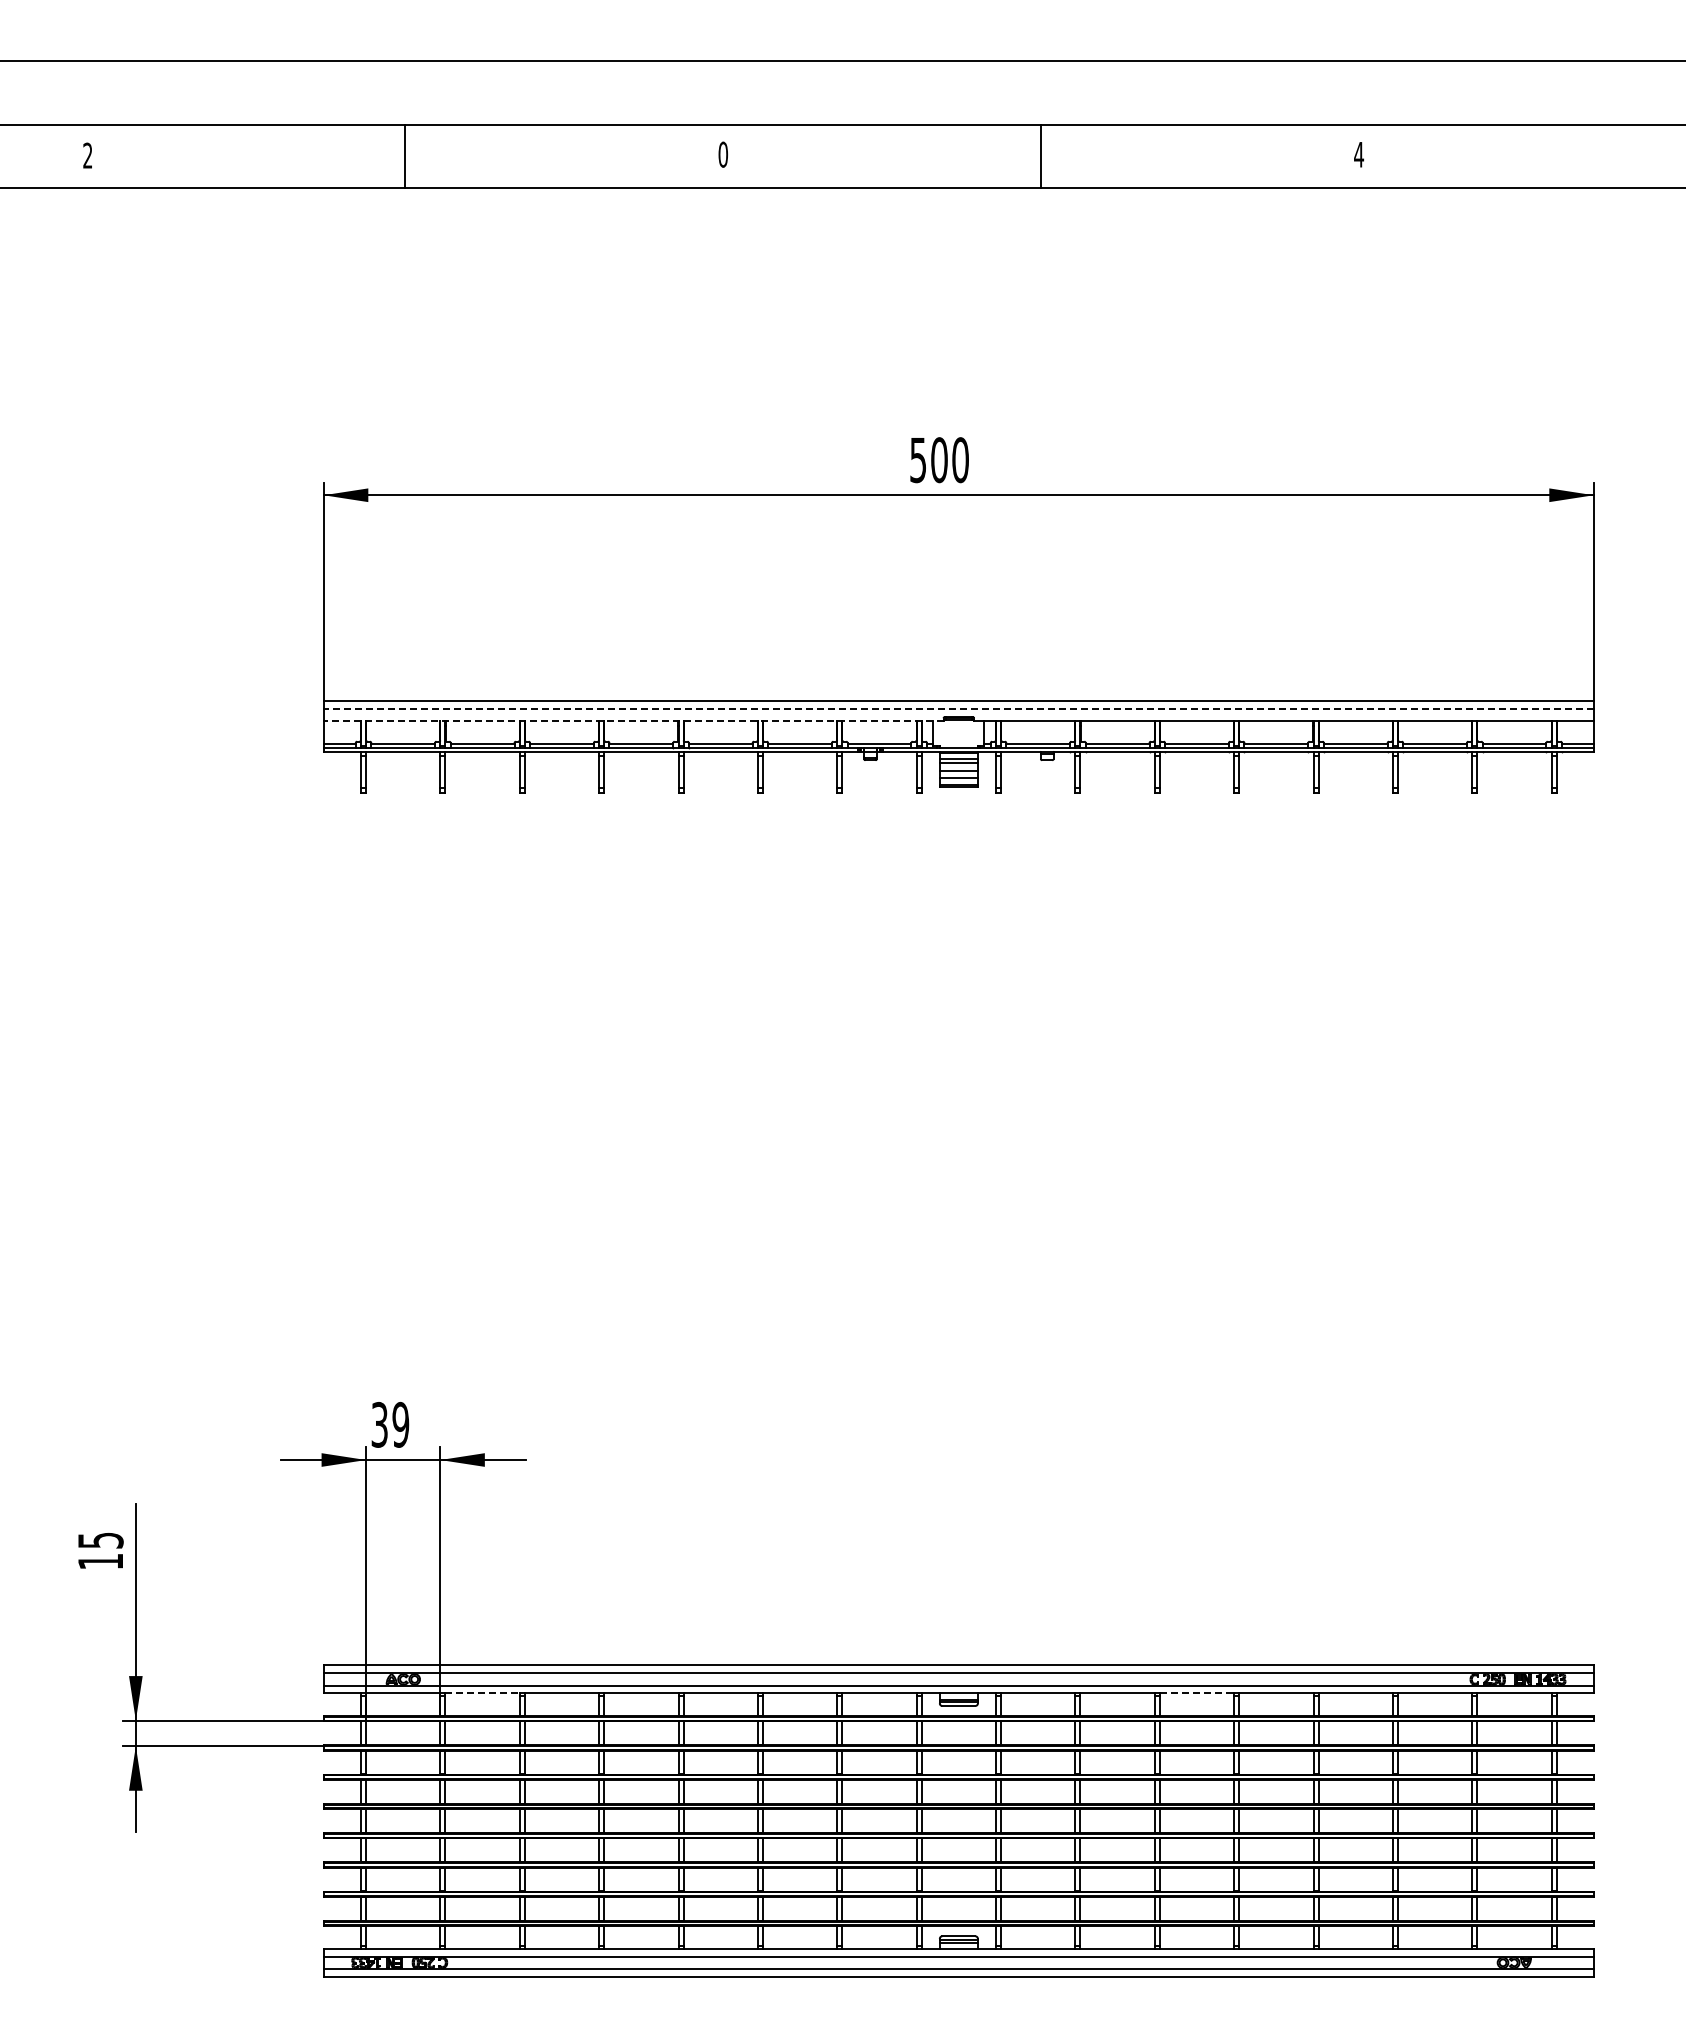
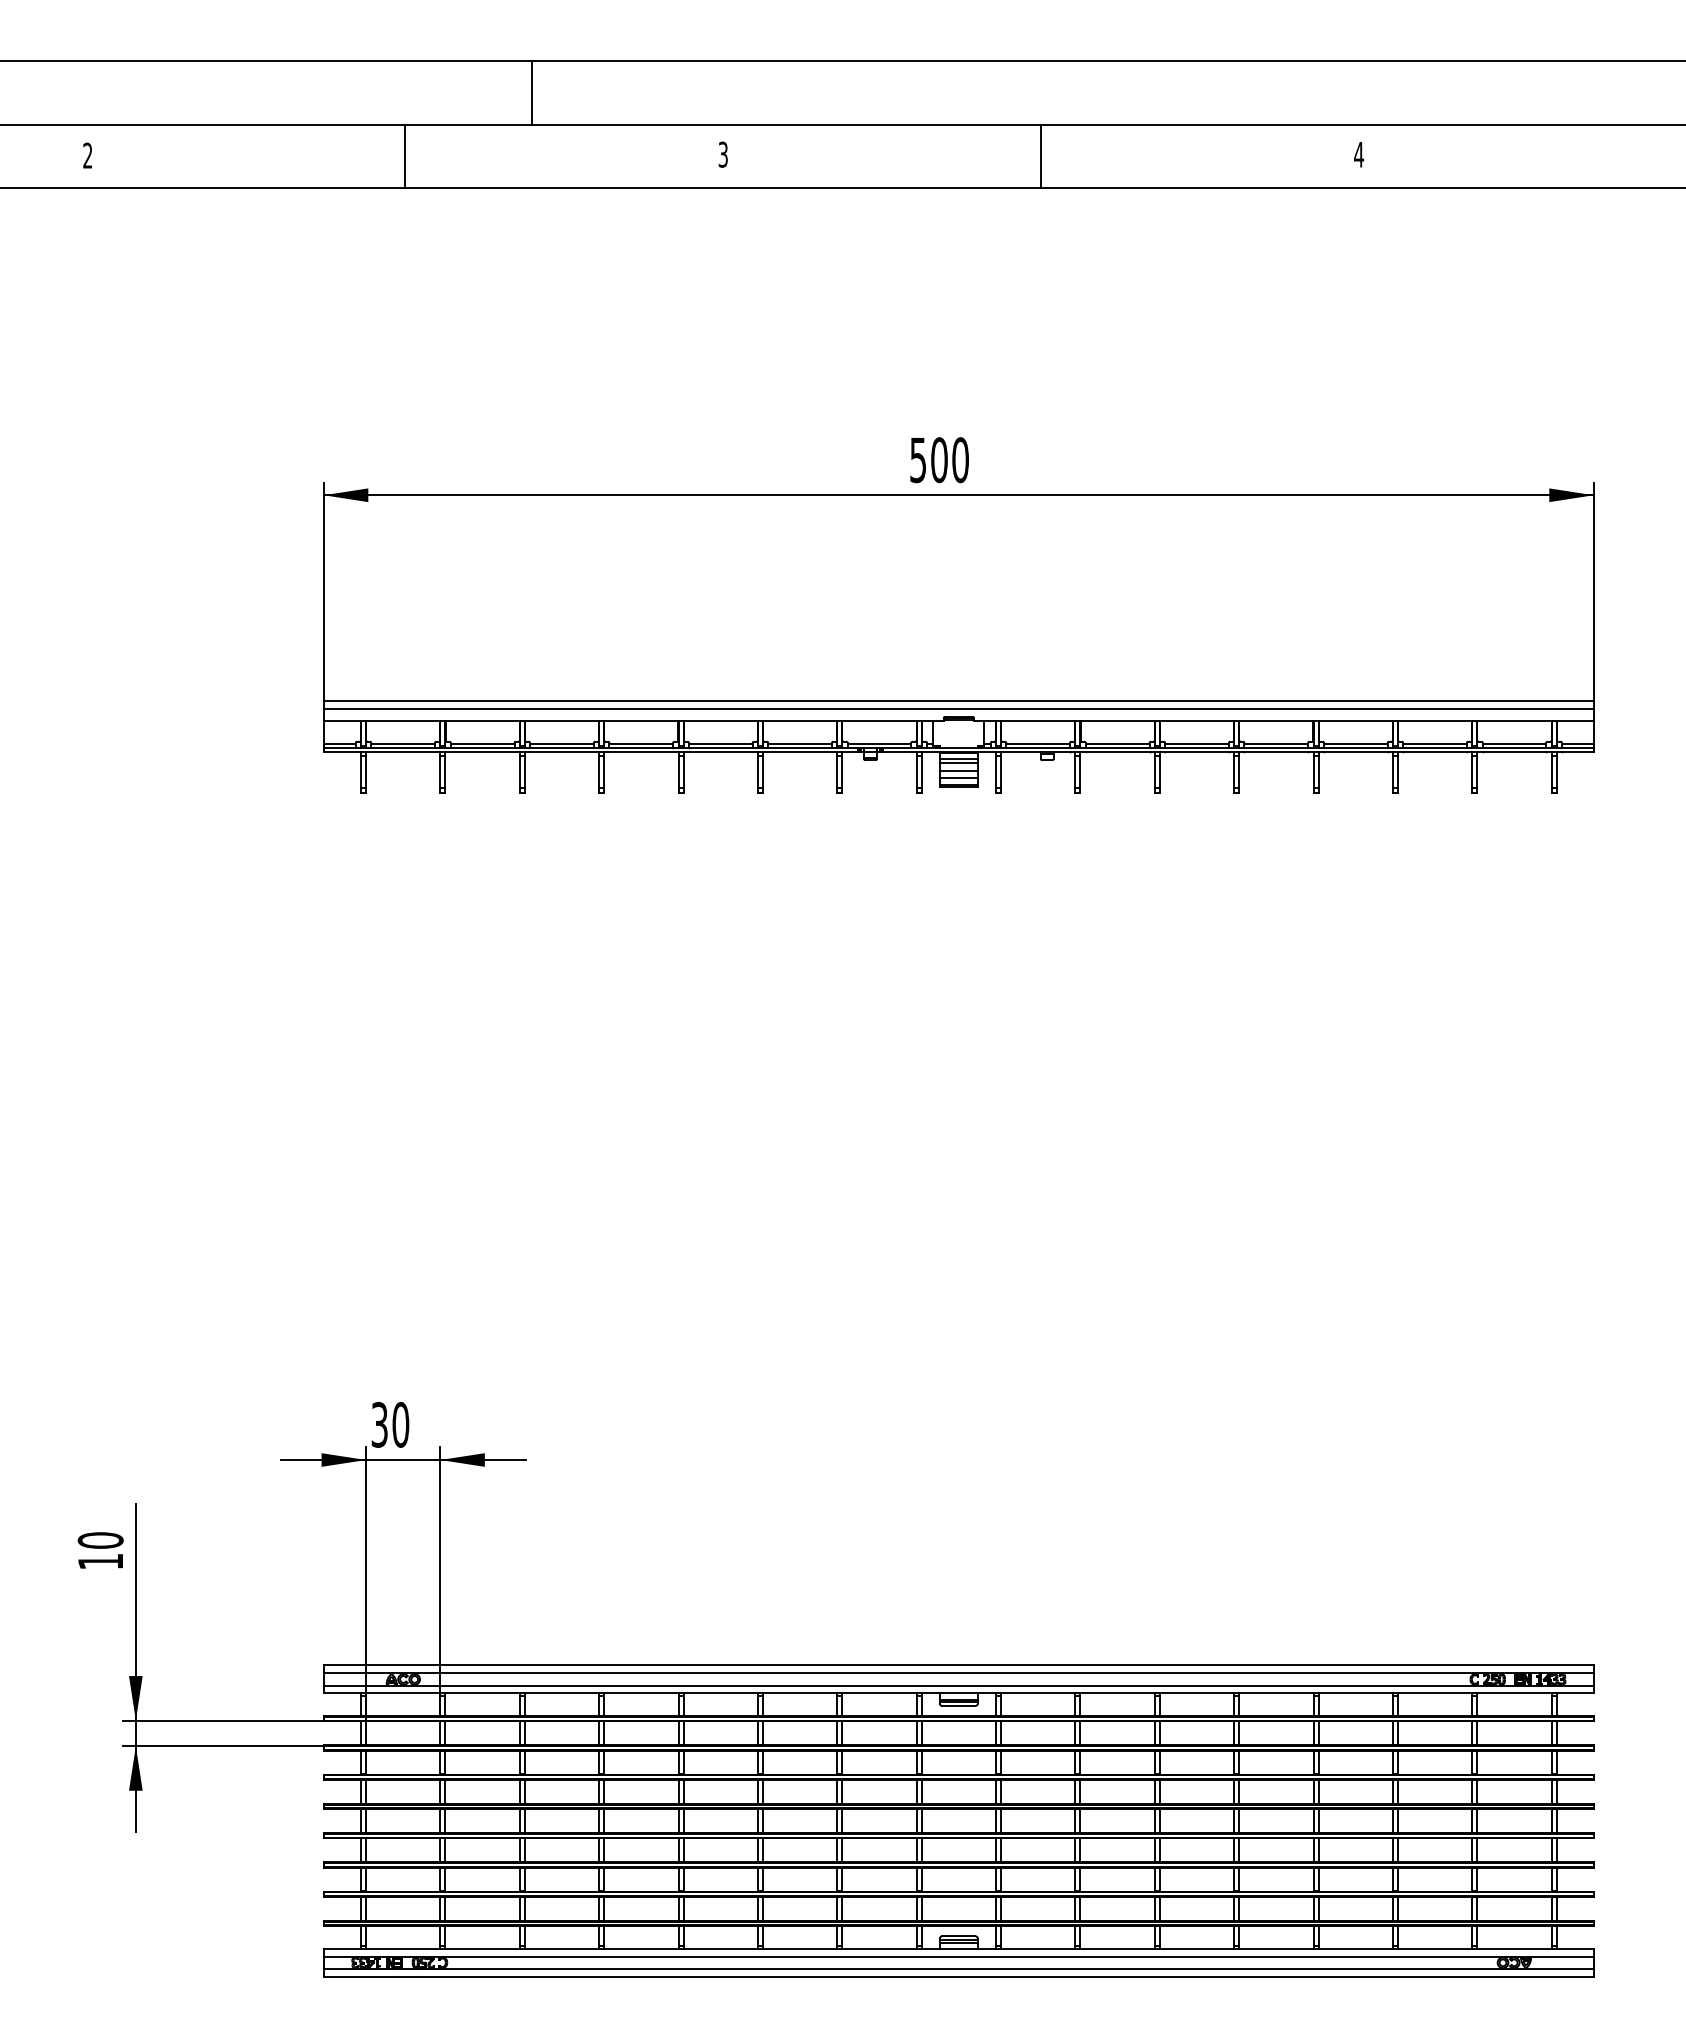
line: none -> present (532, 92)
text: 0 -> 3 (723, 154)
line: dashed -> solid (958, 708)
line: dashed -> solid (633, 721)
text: 39 -> 30 (400, 1424)
text: 15 -> 10 (100, 1540)
line: dashed -> solid (483, 1693)
line: dashed -> solid (1197, 1693)
